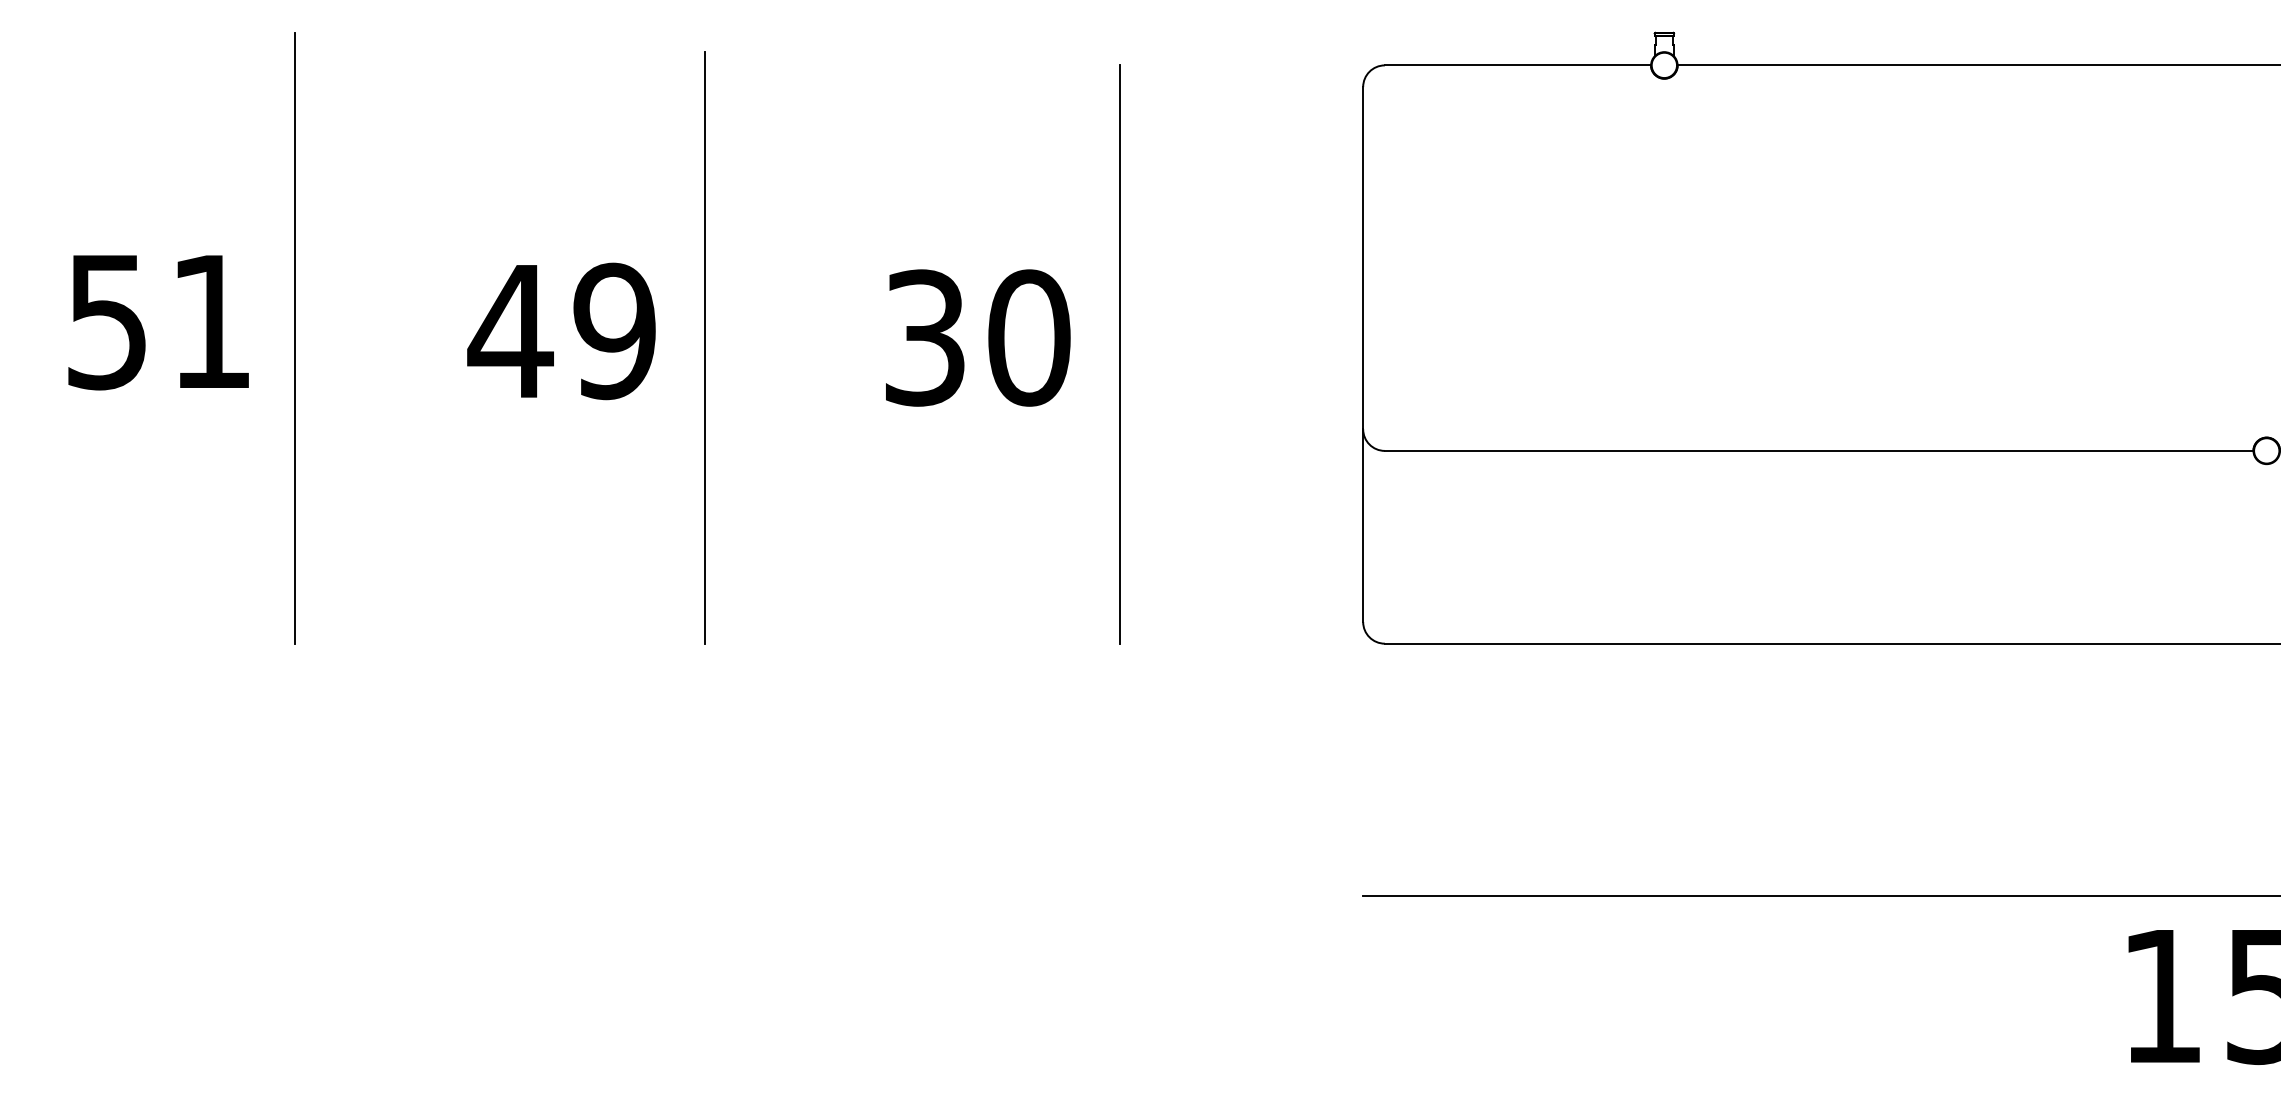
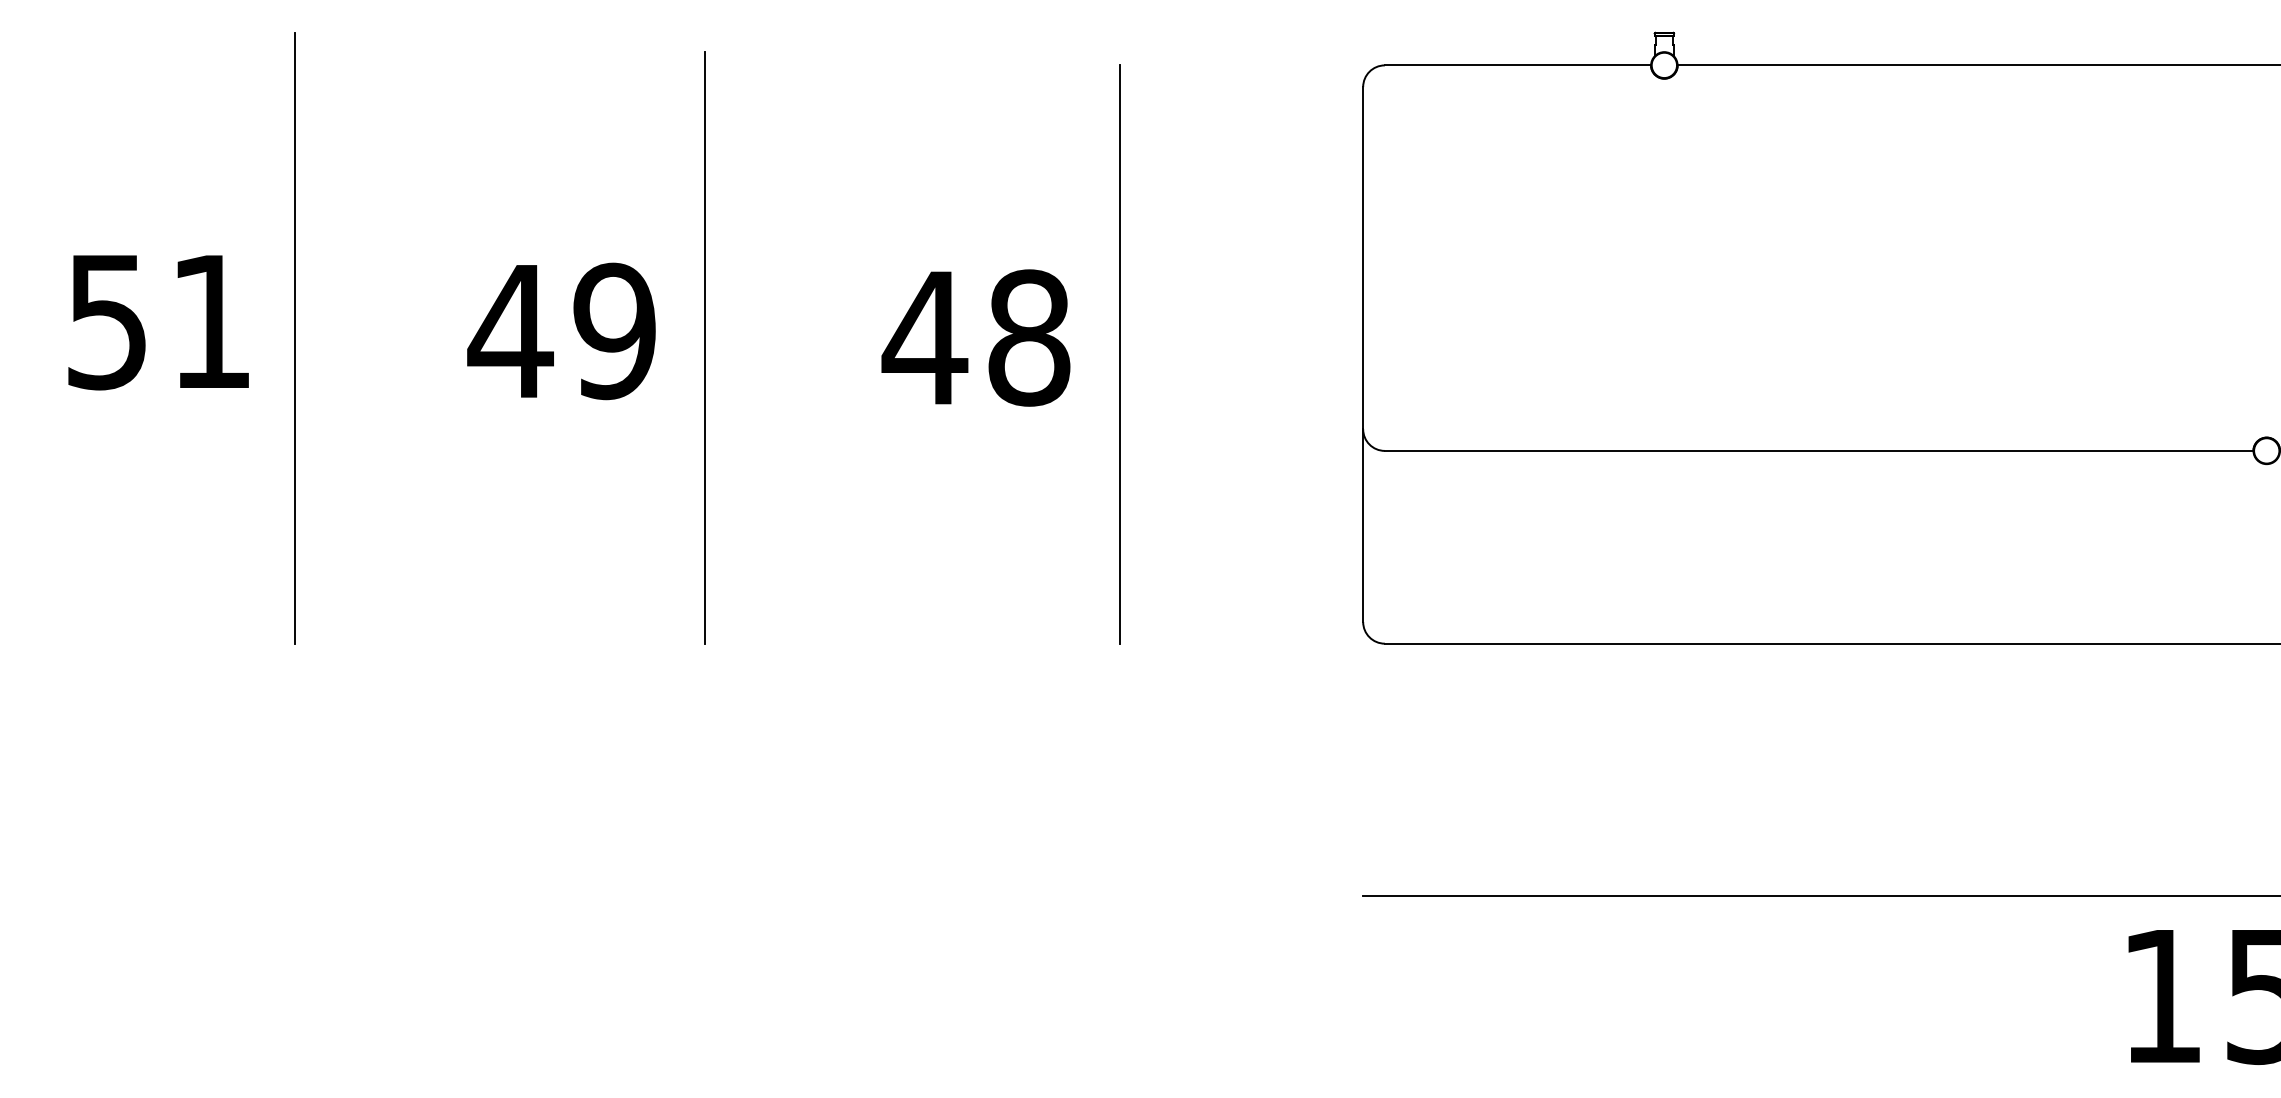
text: 30 -> 48 (975, 337)
